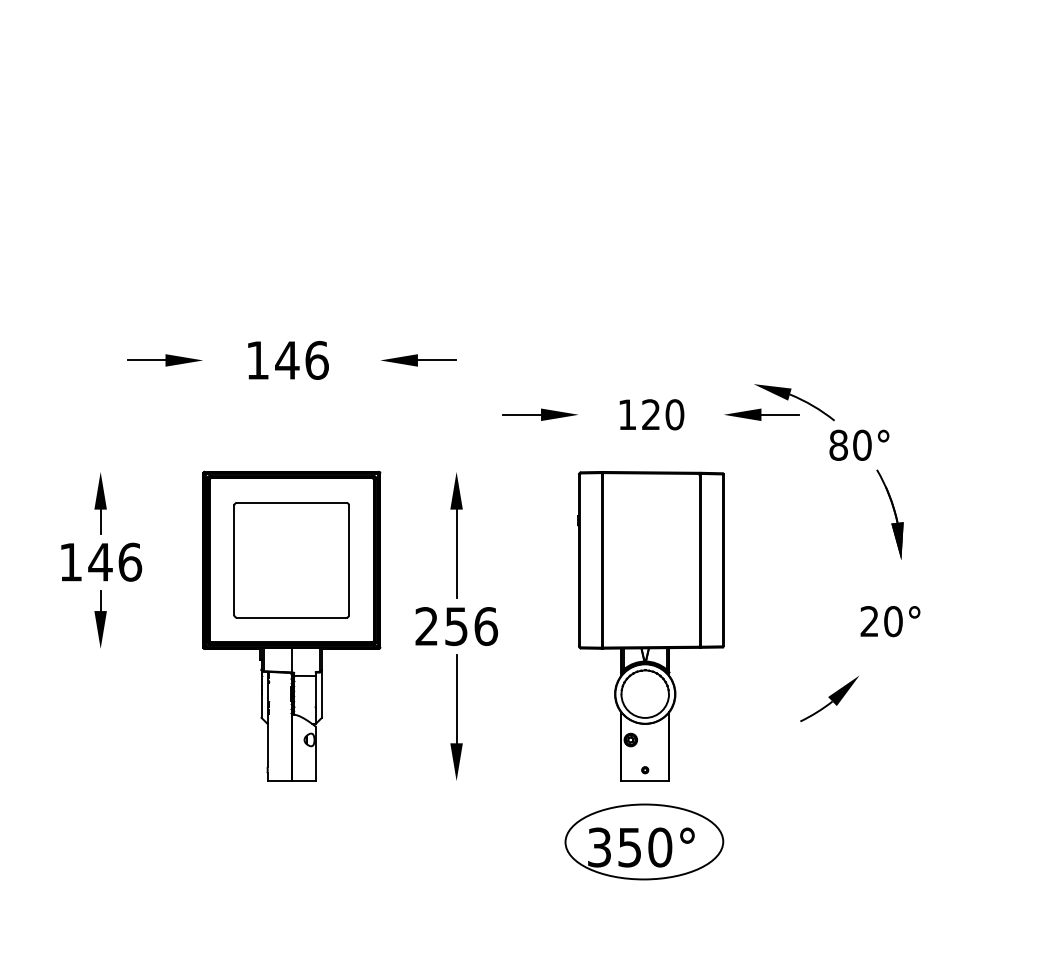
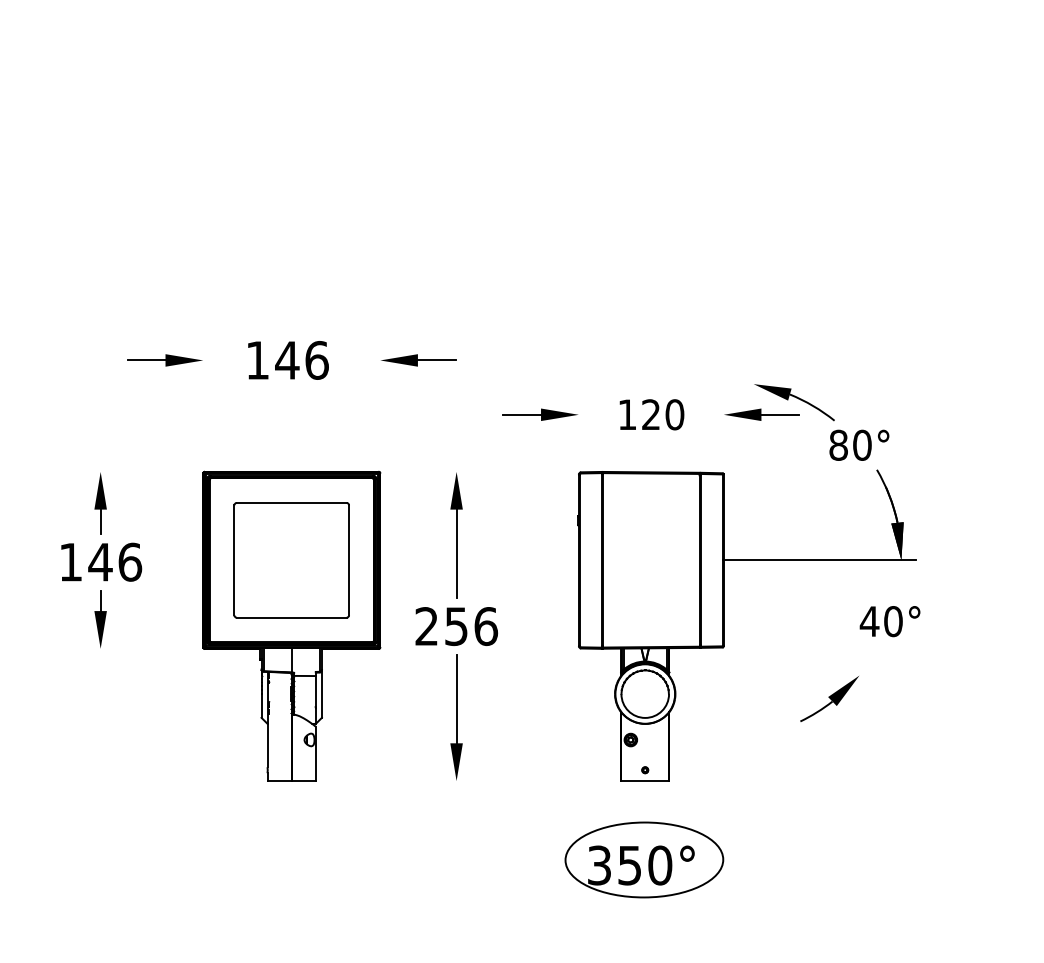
line: none -> present (819, 560)
text: 20° -> 40° (869, 621)
part position: (644, 841) -> (644, 859) (644, 859)
